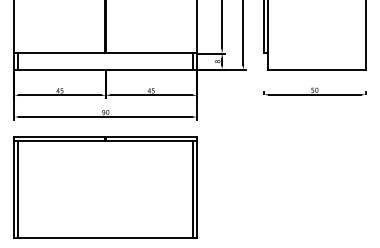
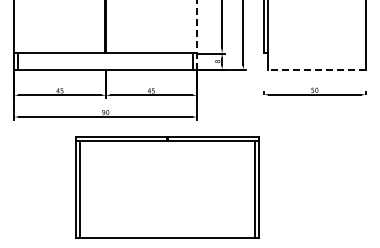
line: solid -> dashed (197, 34)
line: solid -> dashed (316, 69)
part position: (105, 187) -> (167, 187) (167, 187)
